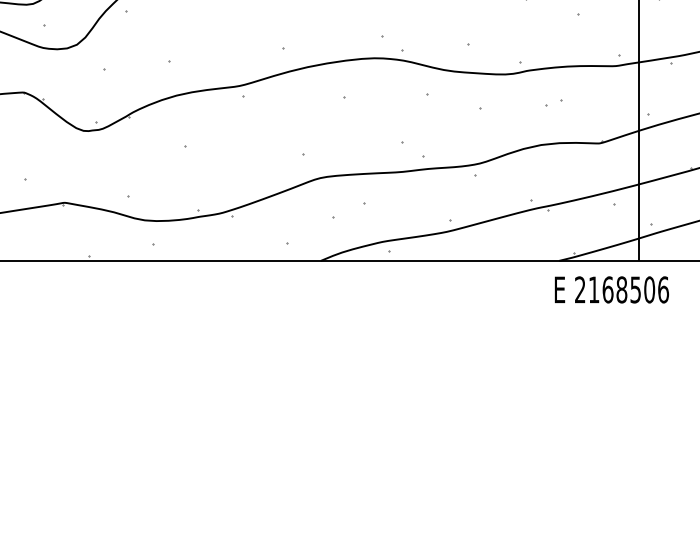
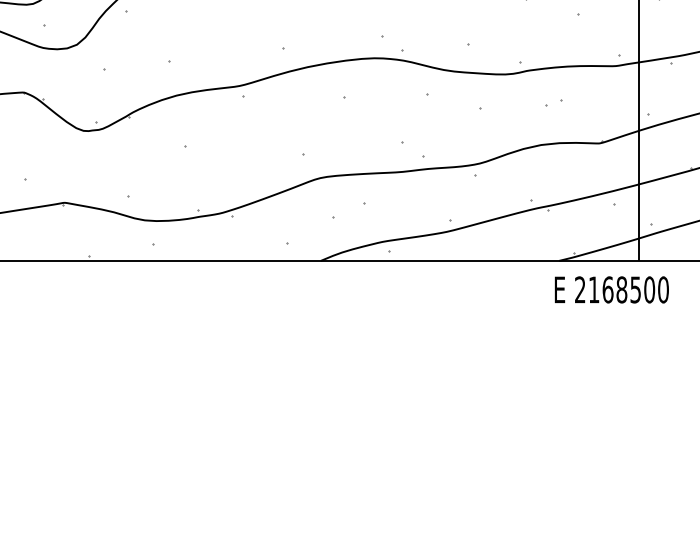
text: 2168506 -> 2168500 (663, 289)
